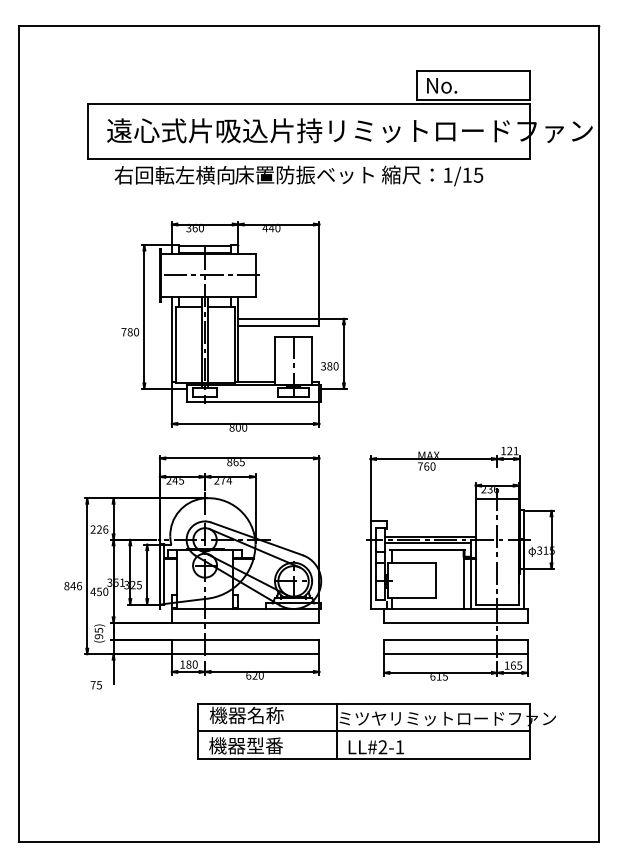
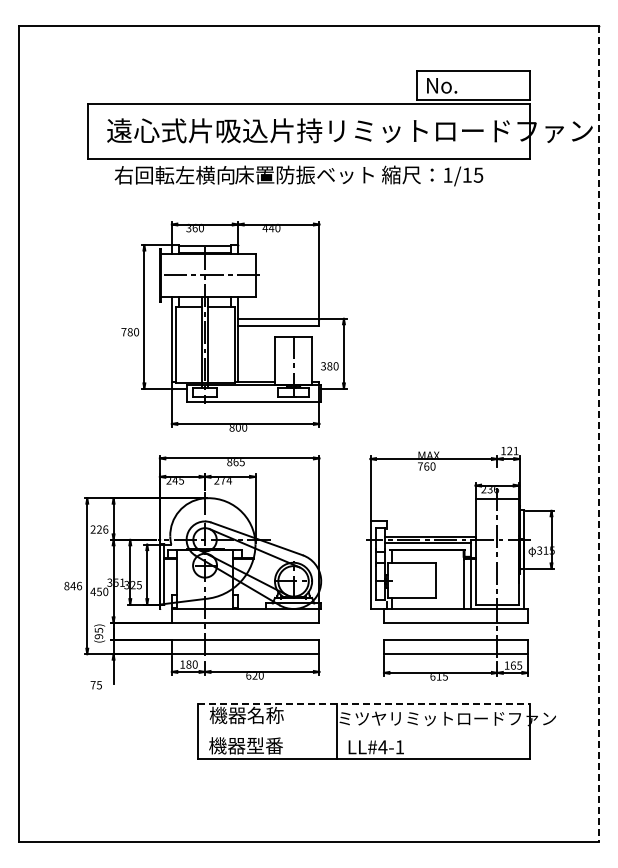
line: solid -> dashed (599, 434)
line: solid -> dashed (364, 703)
line: present -> none (364, 731)
text: LL#2-1 -> LL#4-1 (382, 747)
